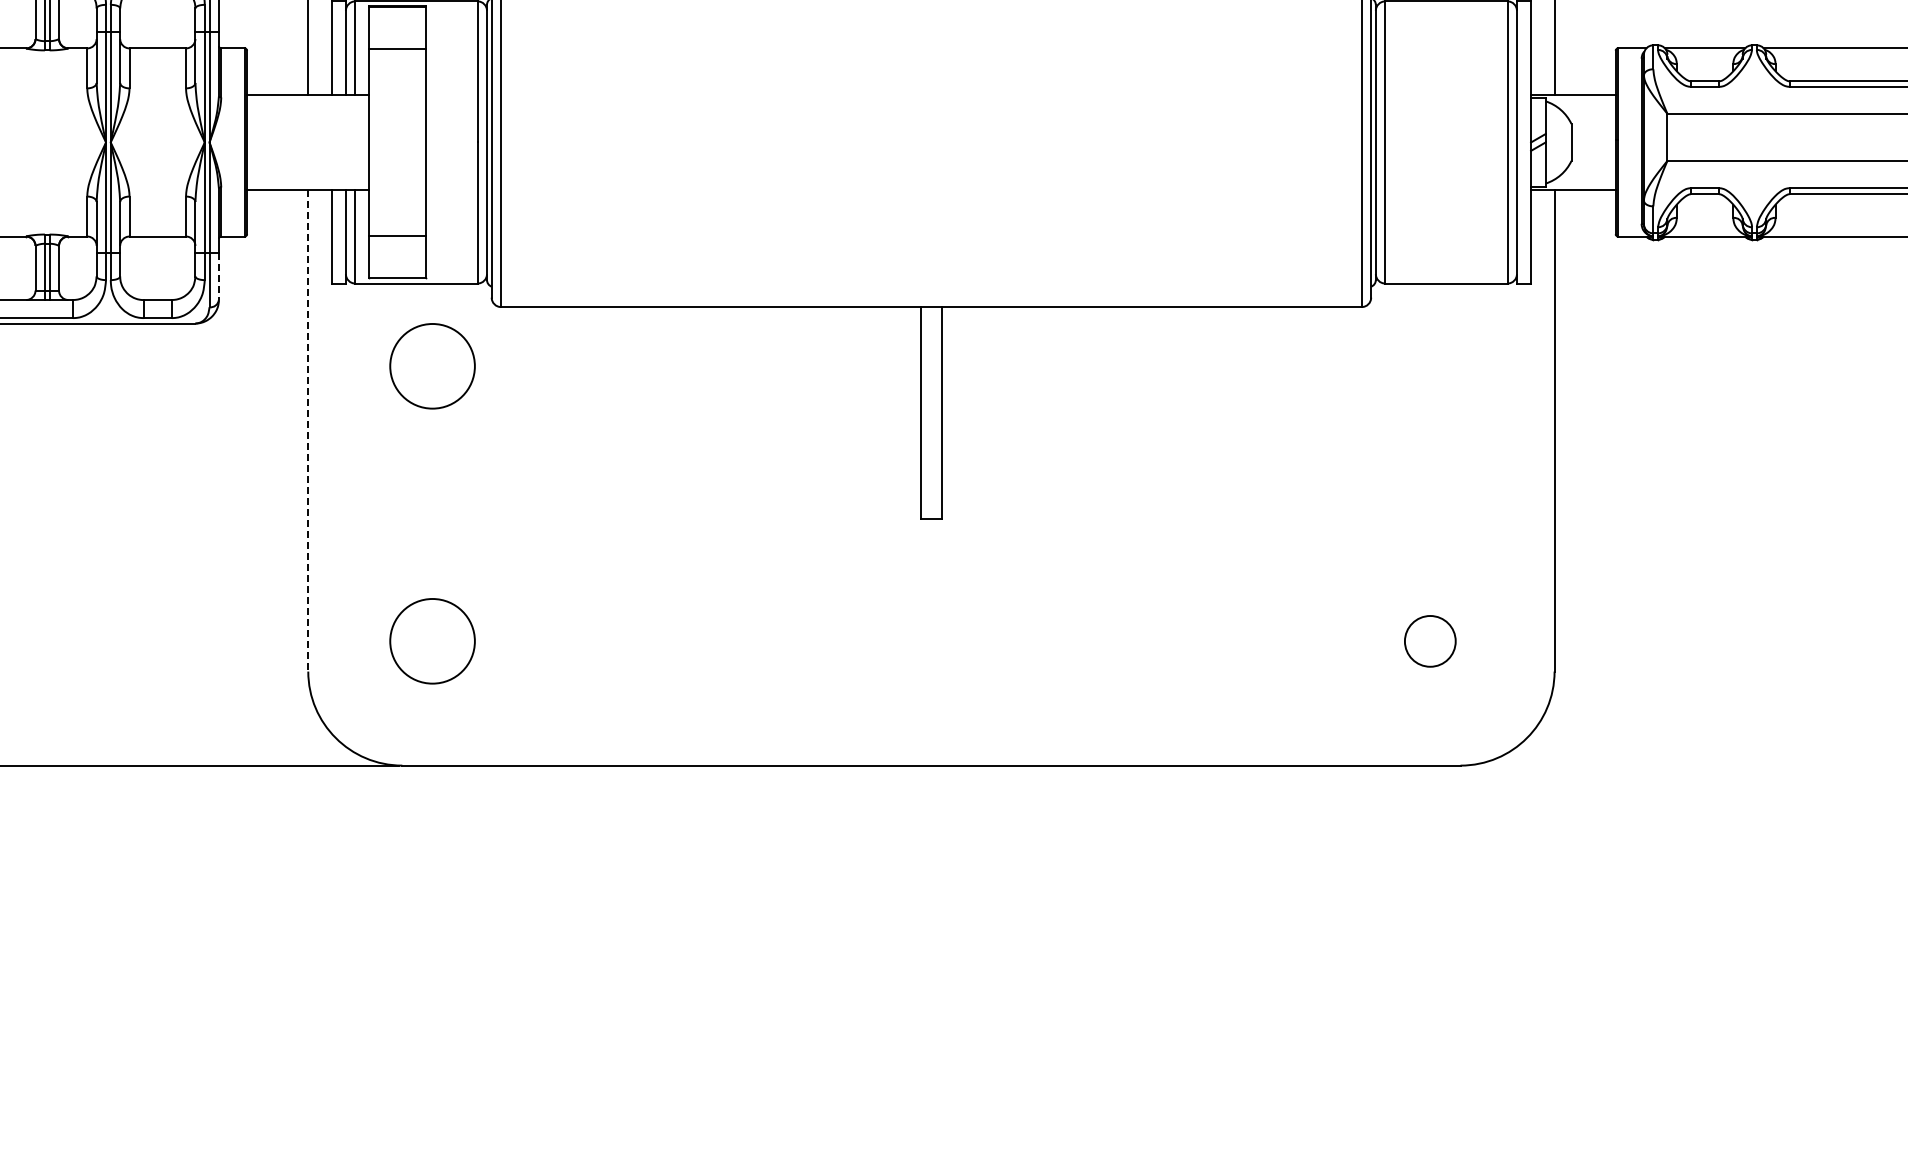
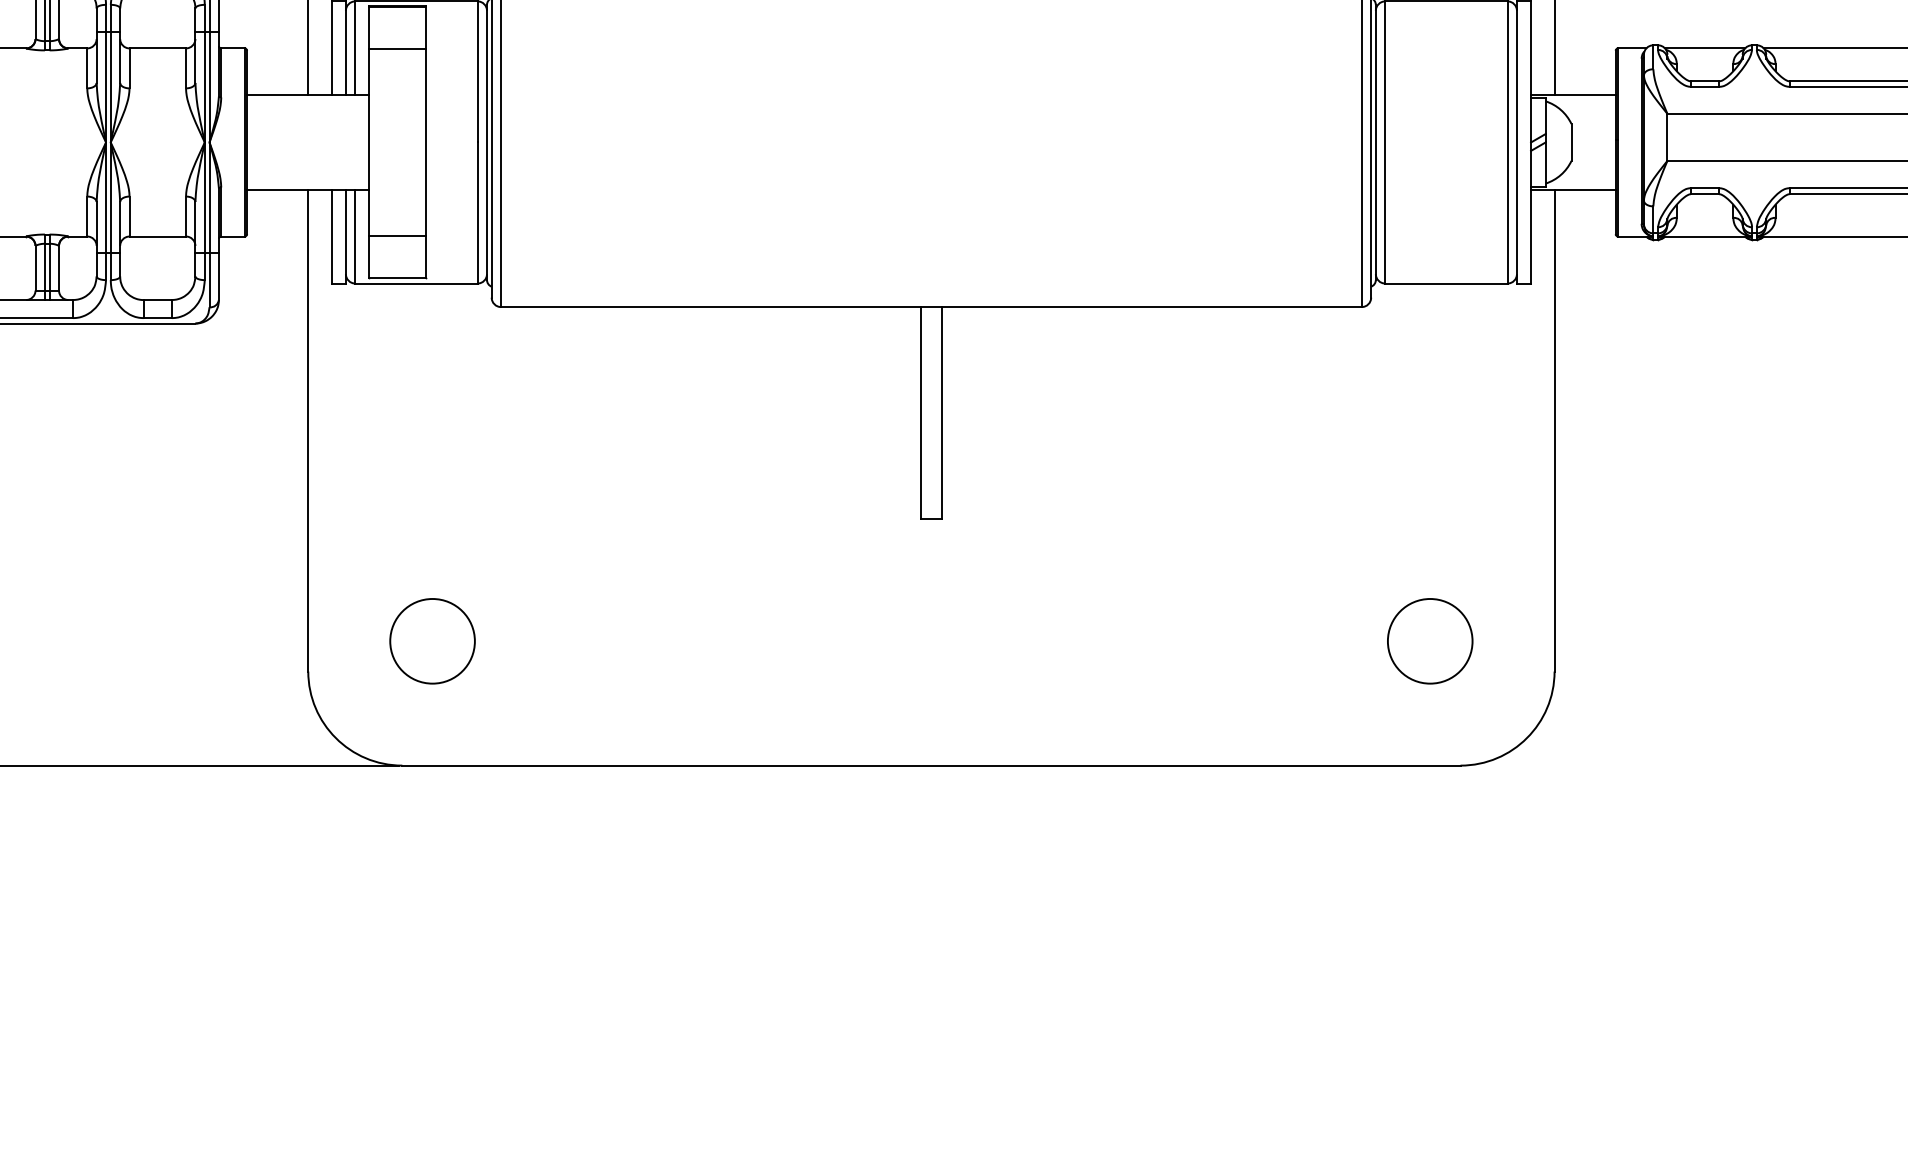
line: dashed -> solid (218, 276)
circle: present -> none (432, 366)
line: dashed -> solid (308, 431)
circle size: 53x53 px -> 87x87 px (1430, 641)
